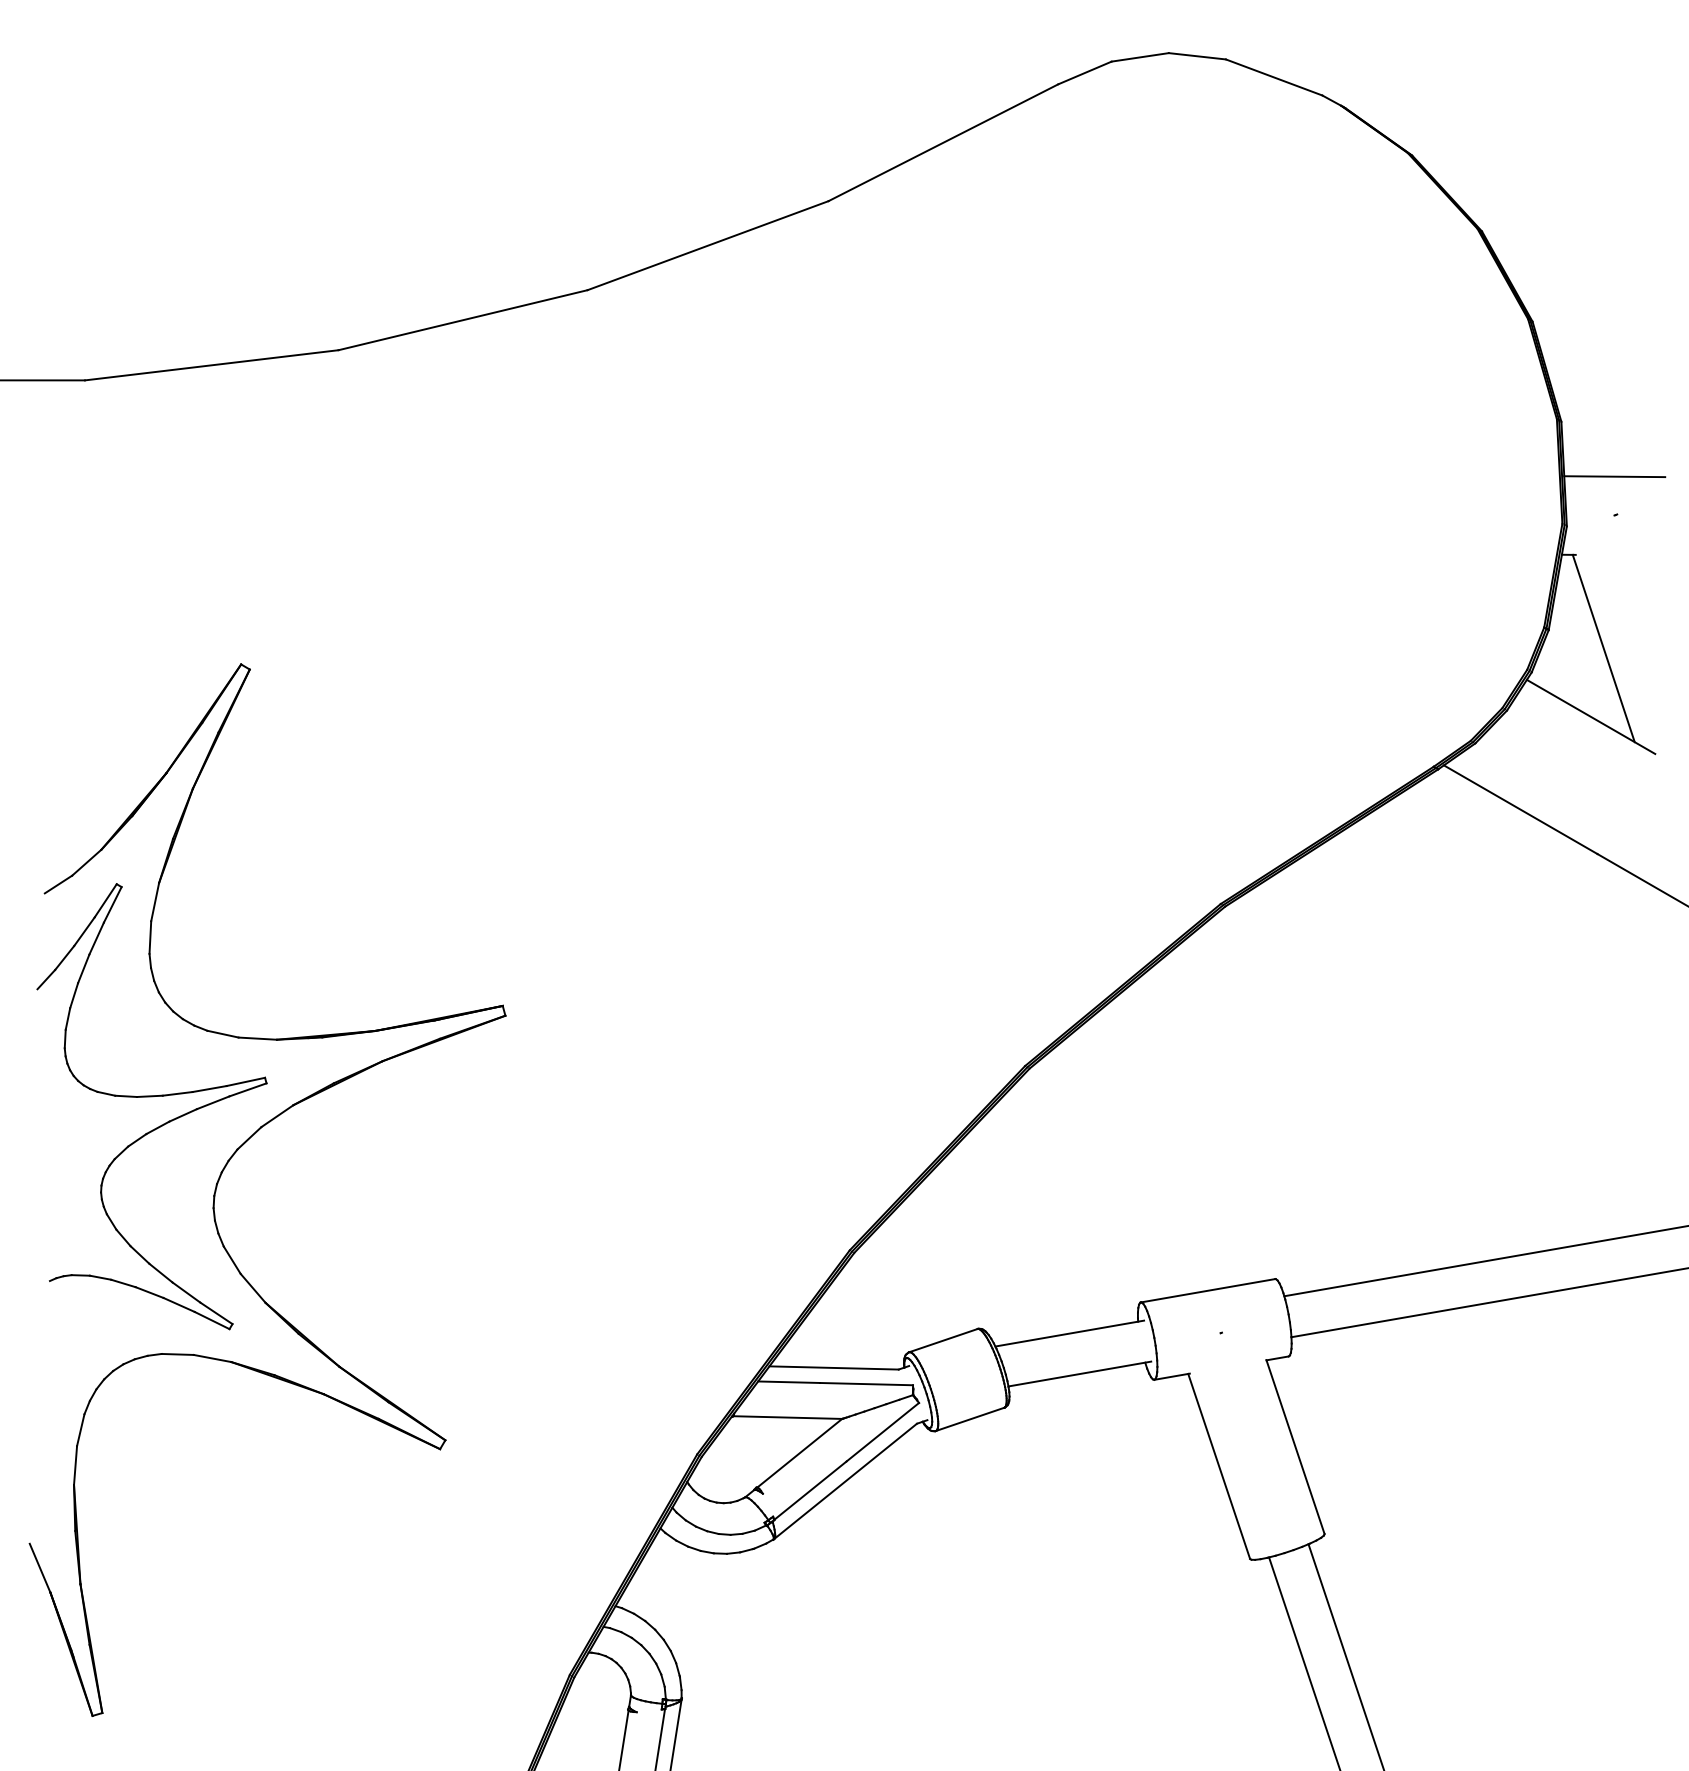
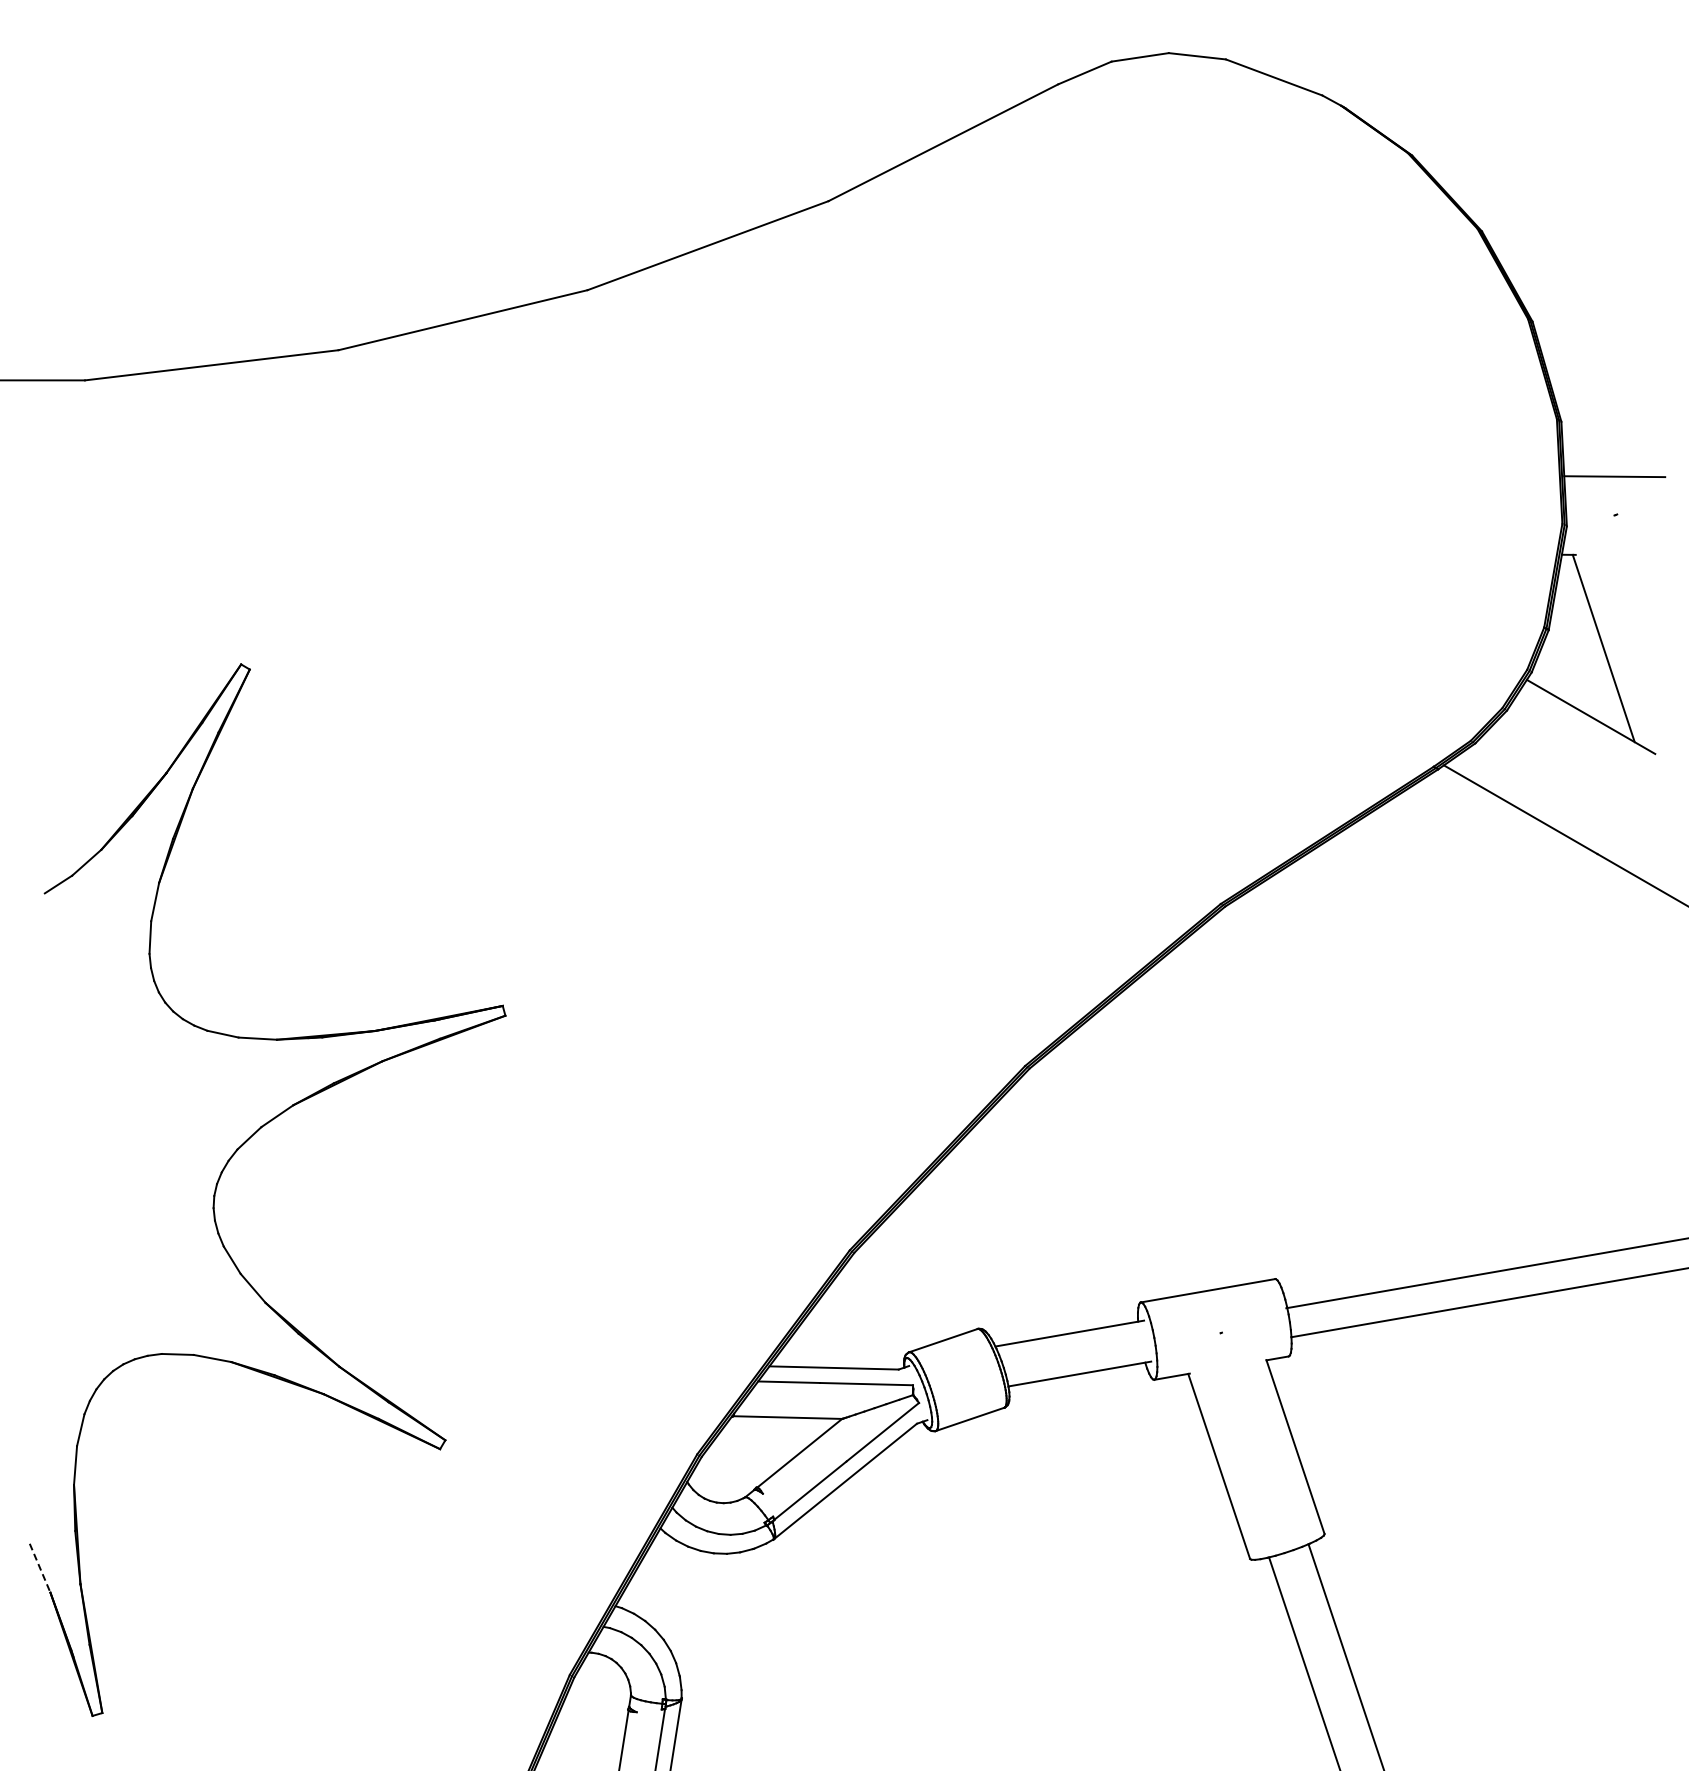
part: present -> none (151, 1097)
line position: (1484, 1261) -> (1485, 1273) (1485, 1273)
line: solid -> dashed (40, 1568)
